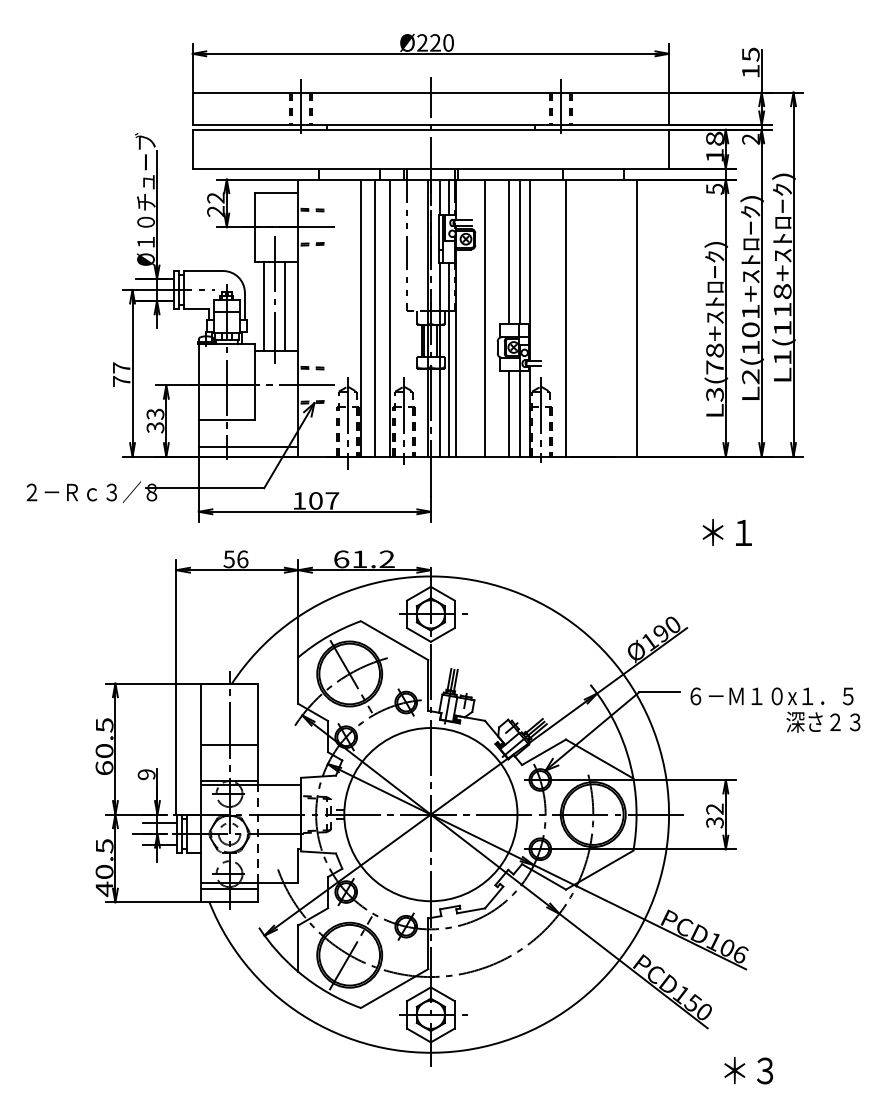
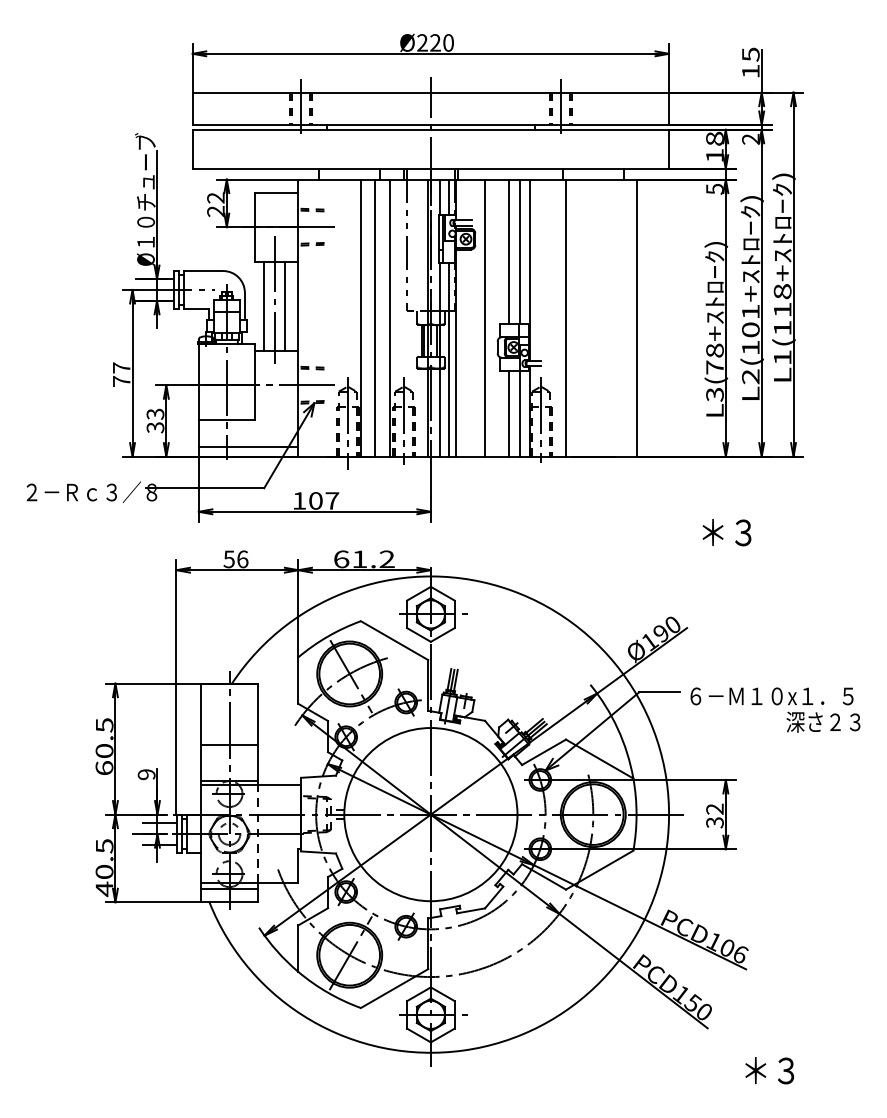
text: ＊１ -> ＊３ (743, 532)
text position: (748, 1070) -> (769, 1070) (769, 1070)
